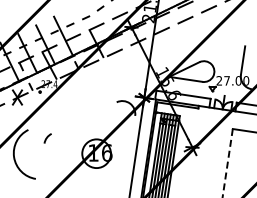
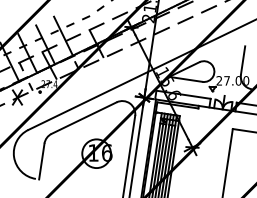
line: none -> present (140, 74)
line: none -> present (83, 117)
line: none -> present (129, 154)
line: none -> present (41, 161)
line: dashed -> solid (227, 163)
